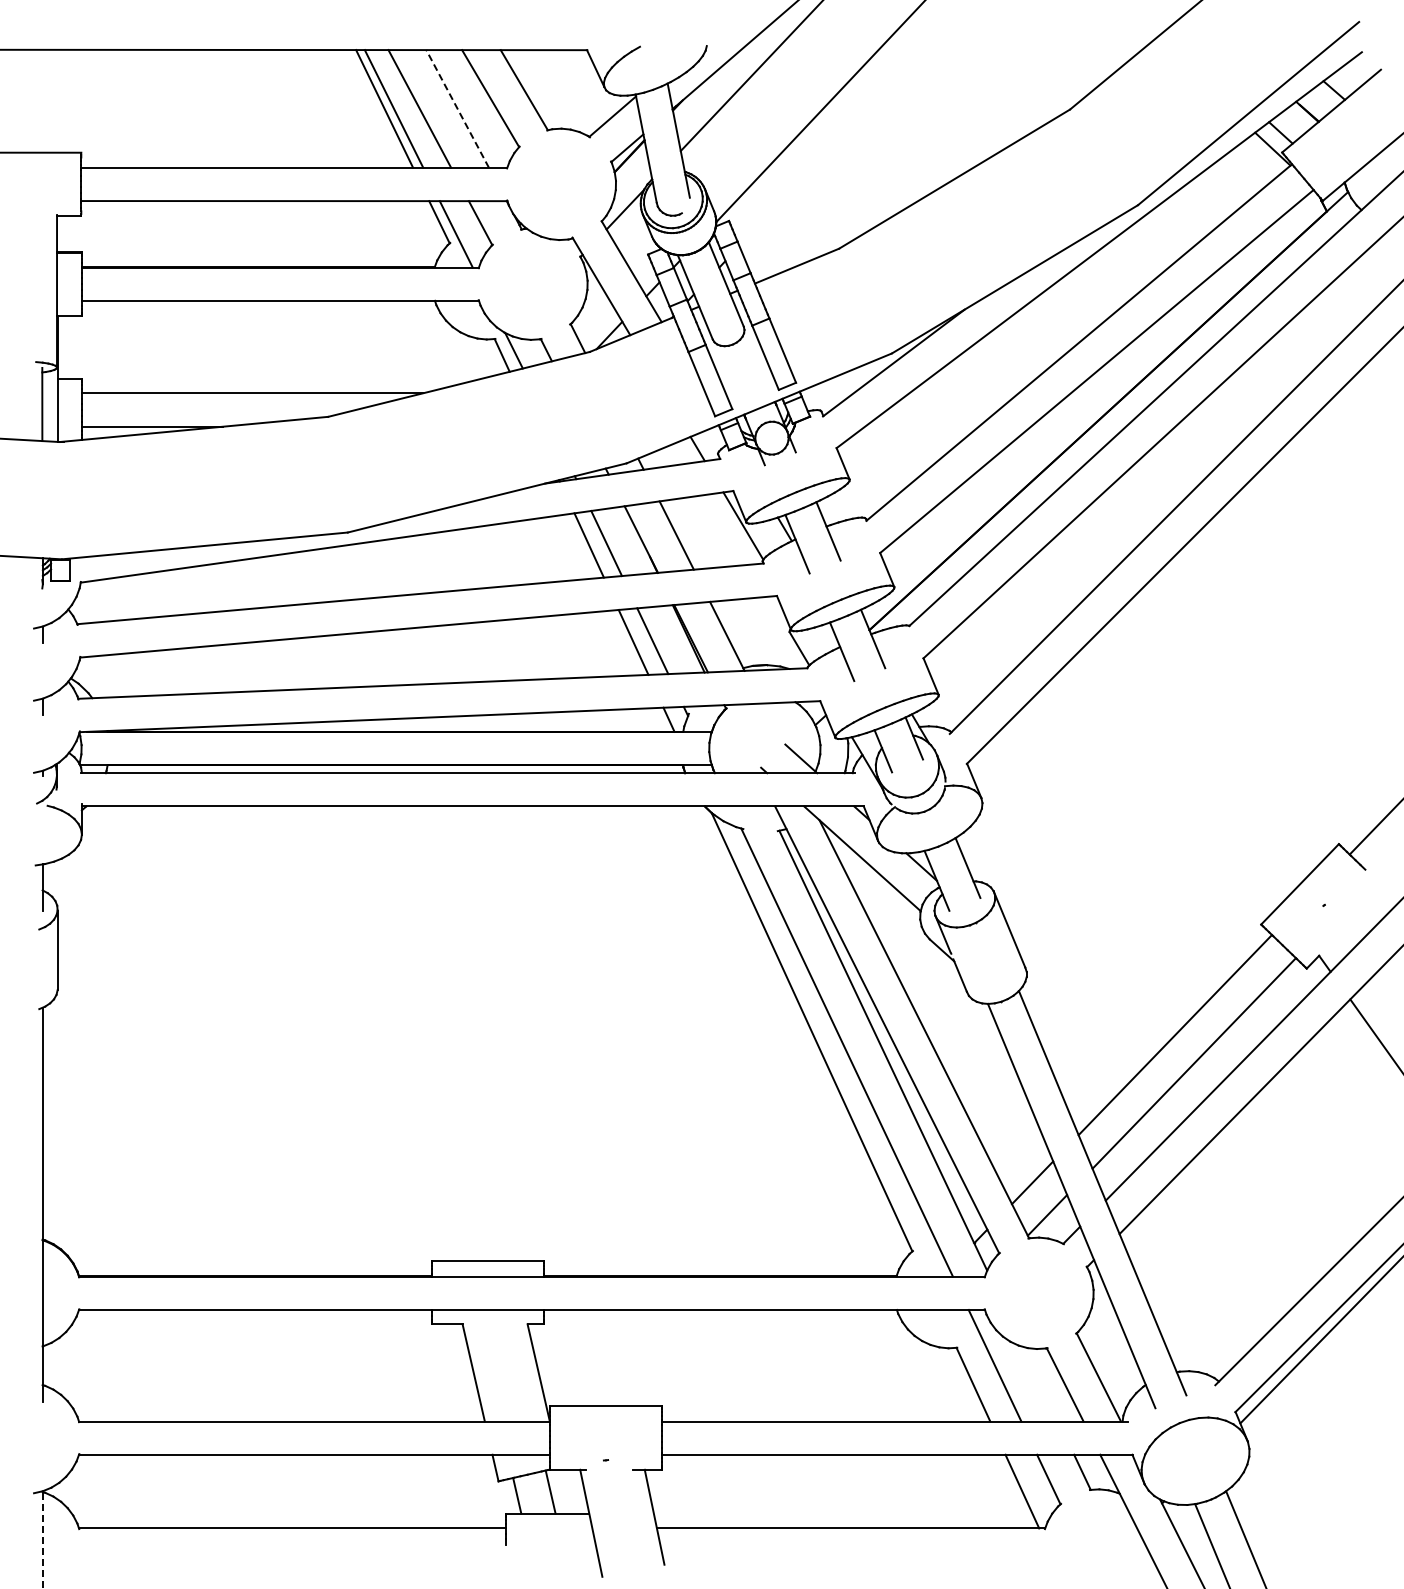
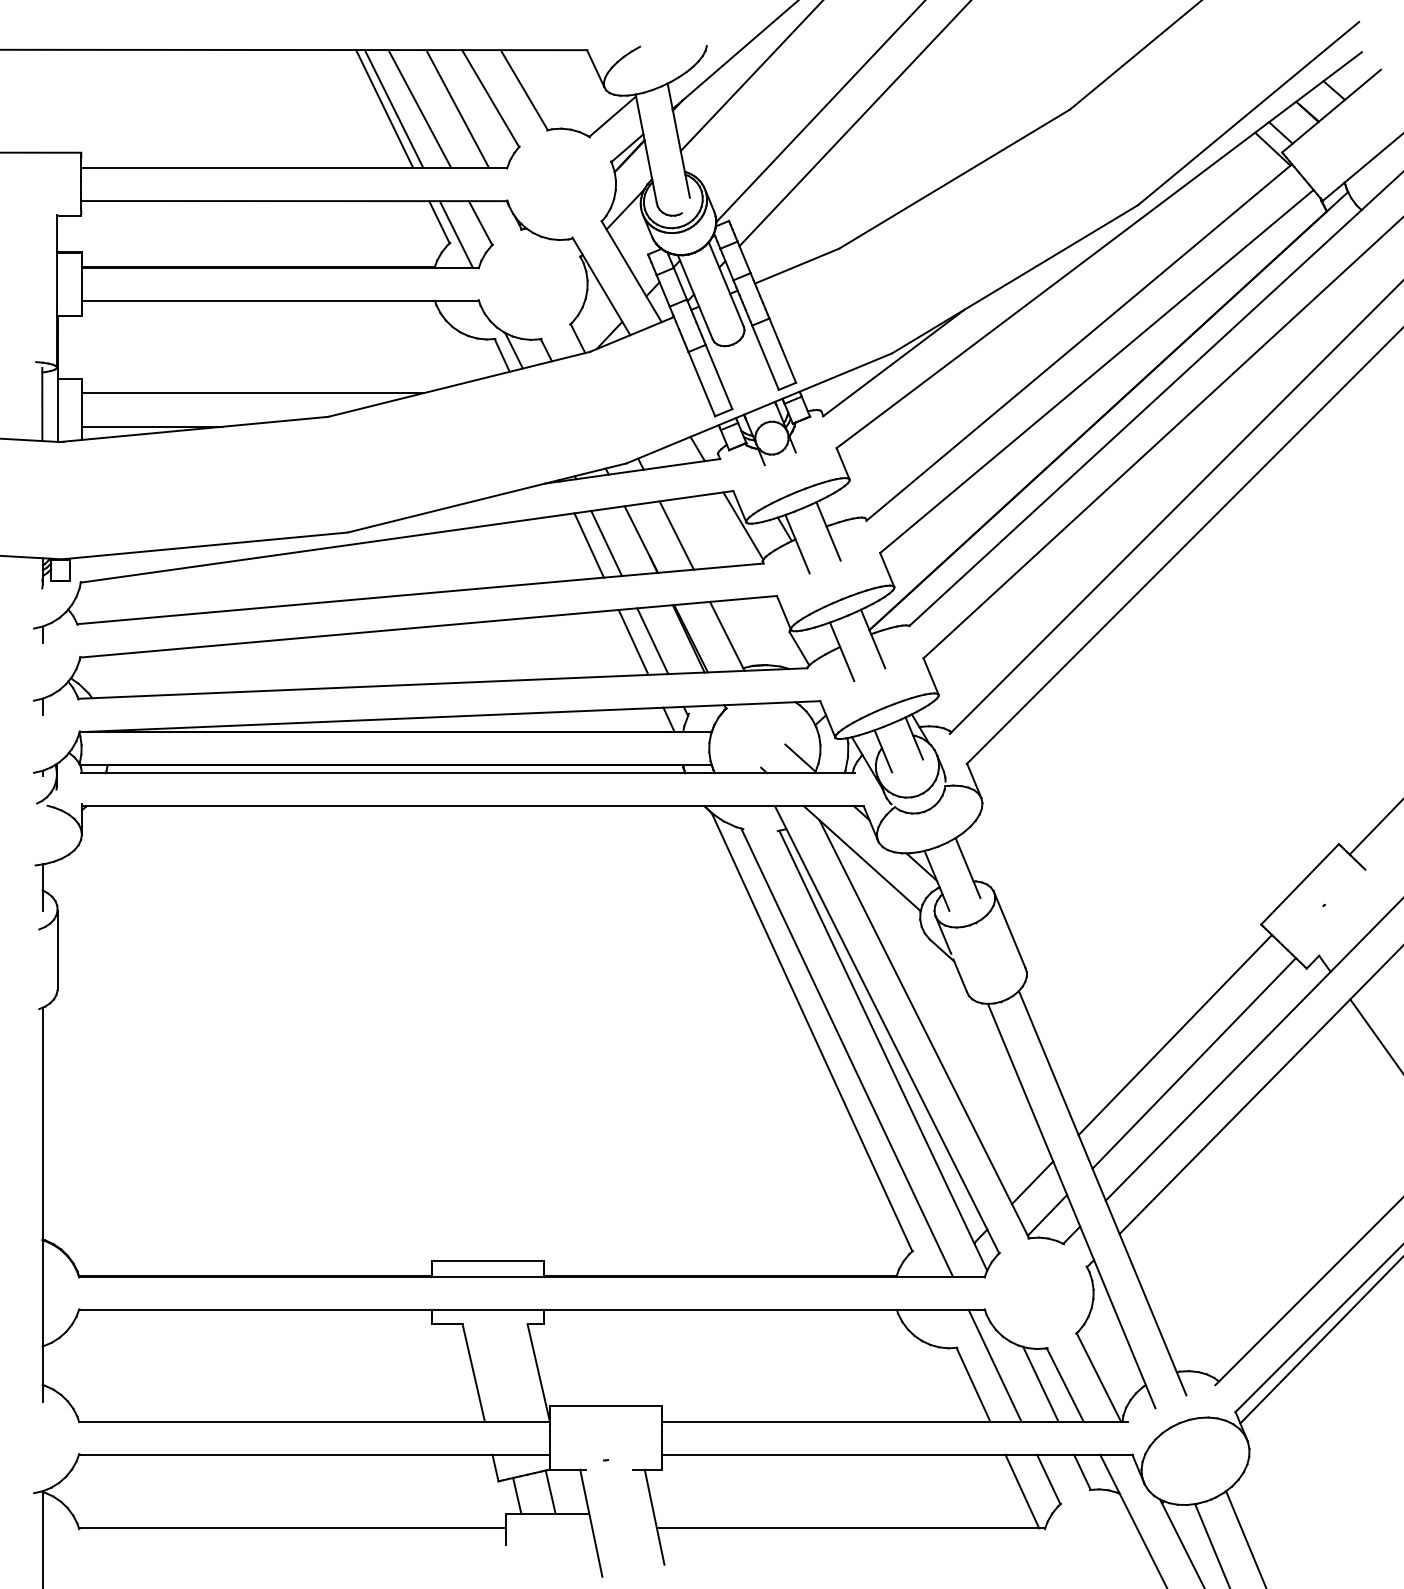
line: dashed -> solid (457, 108)
line: none -> present (854, 124)
line: none -> present (1040, 1383)
line: dashed -> solid (42, 1539)
